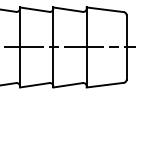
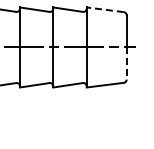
line: solid -> dashed (105, 9)
line: solid -> dashed (126, 64)
